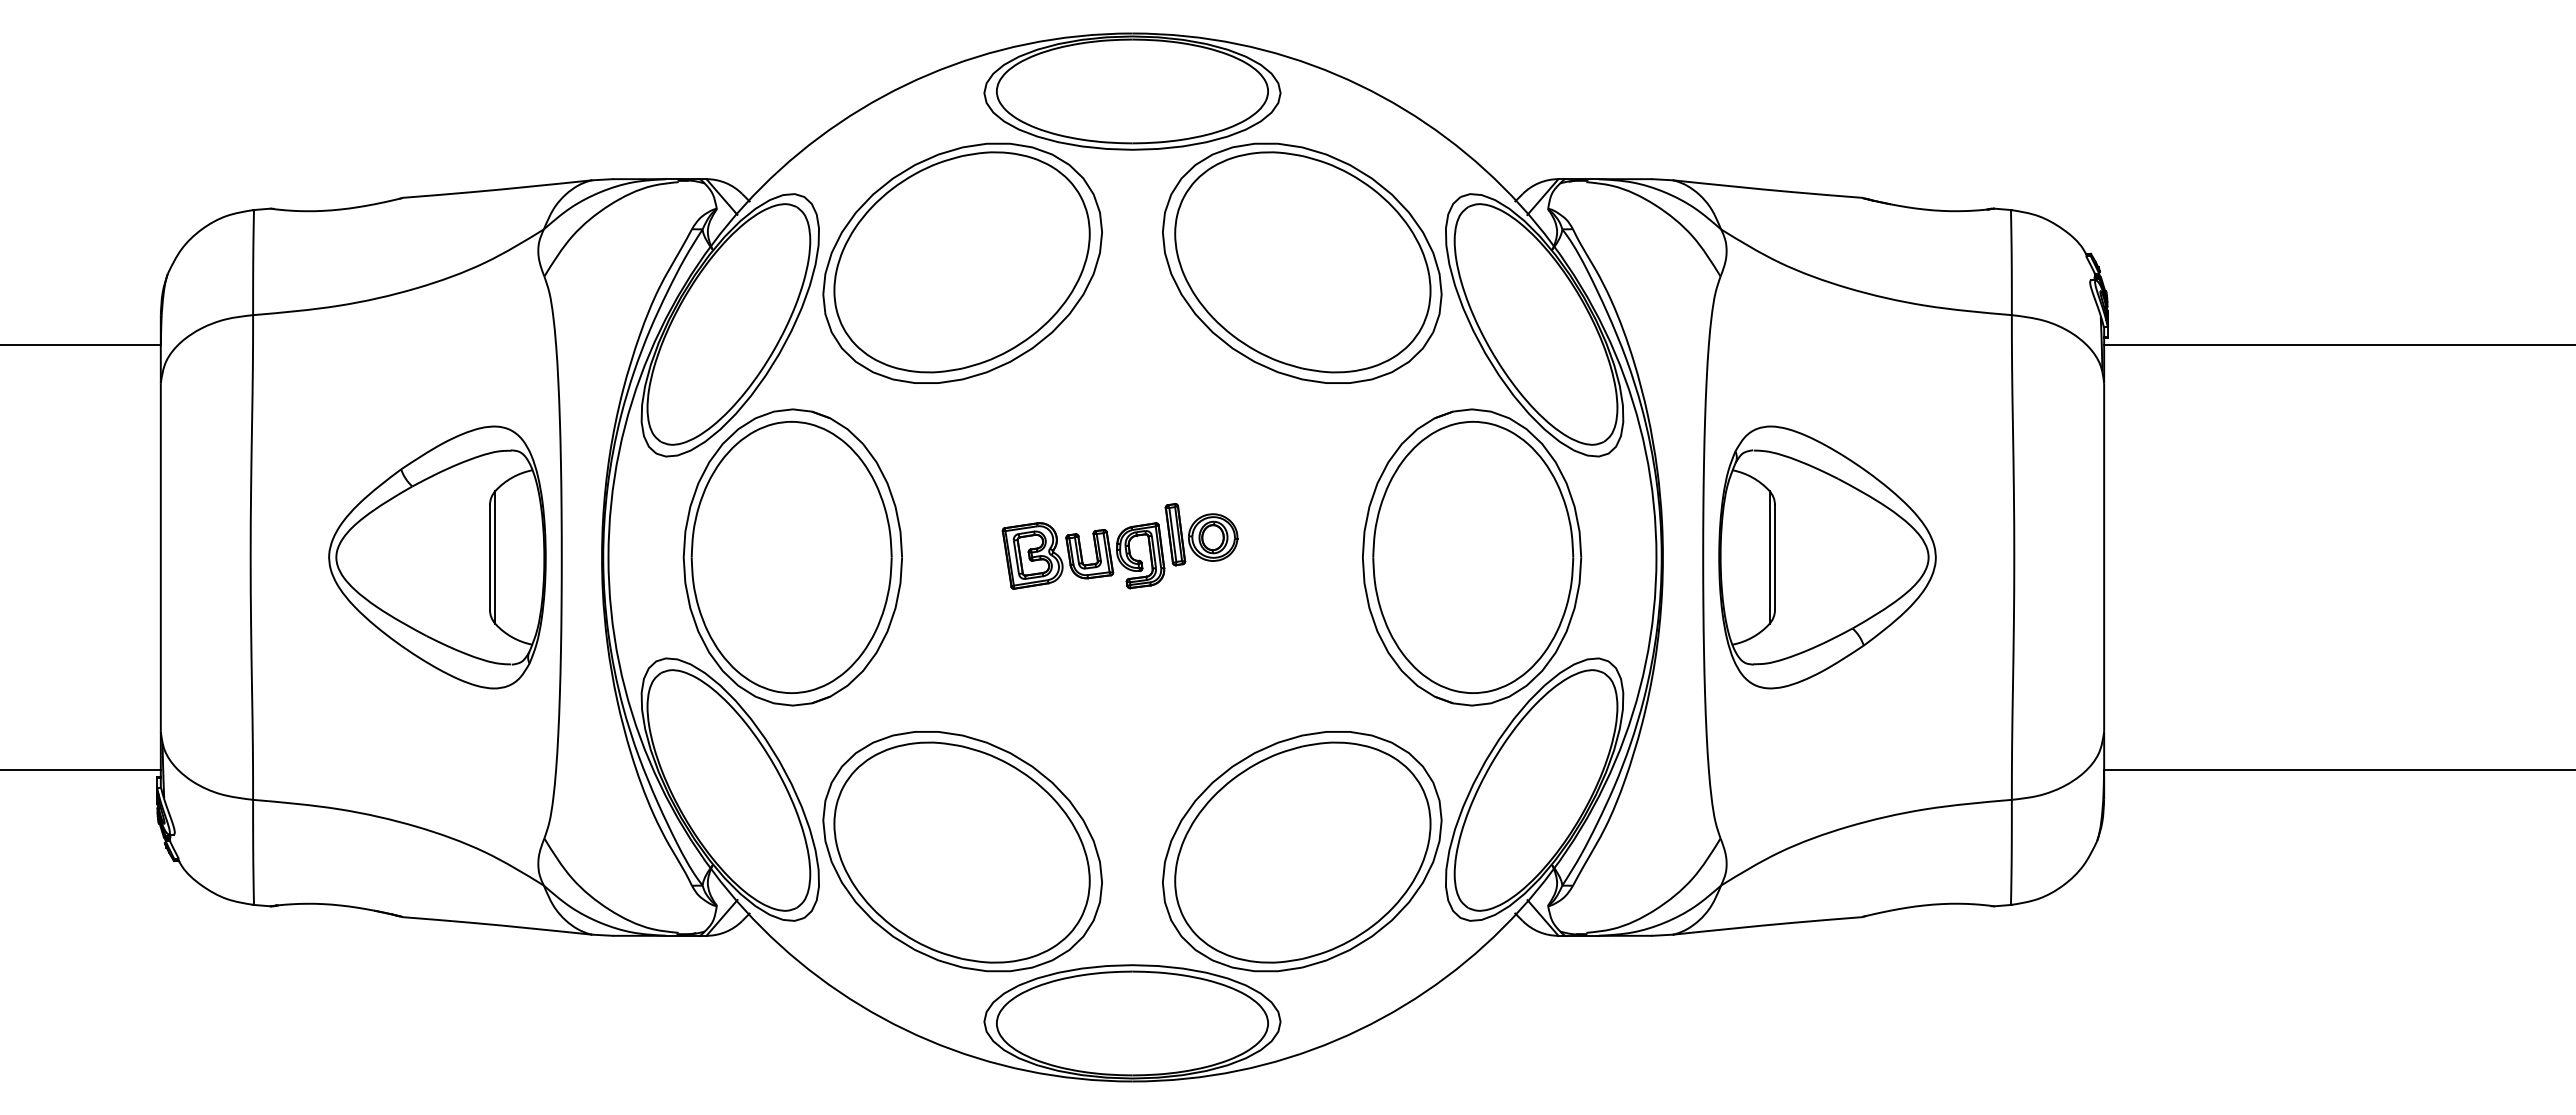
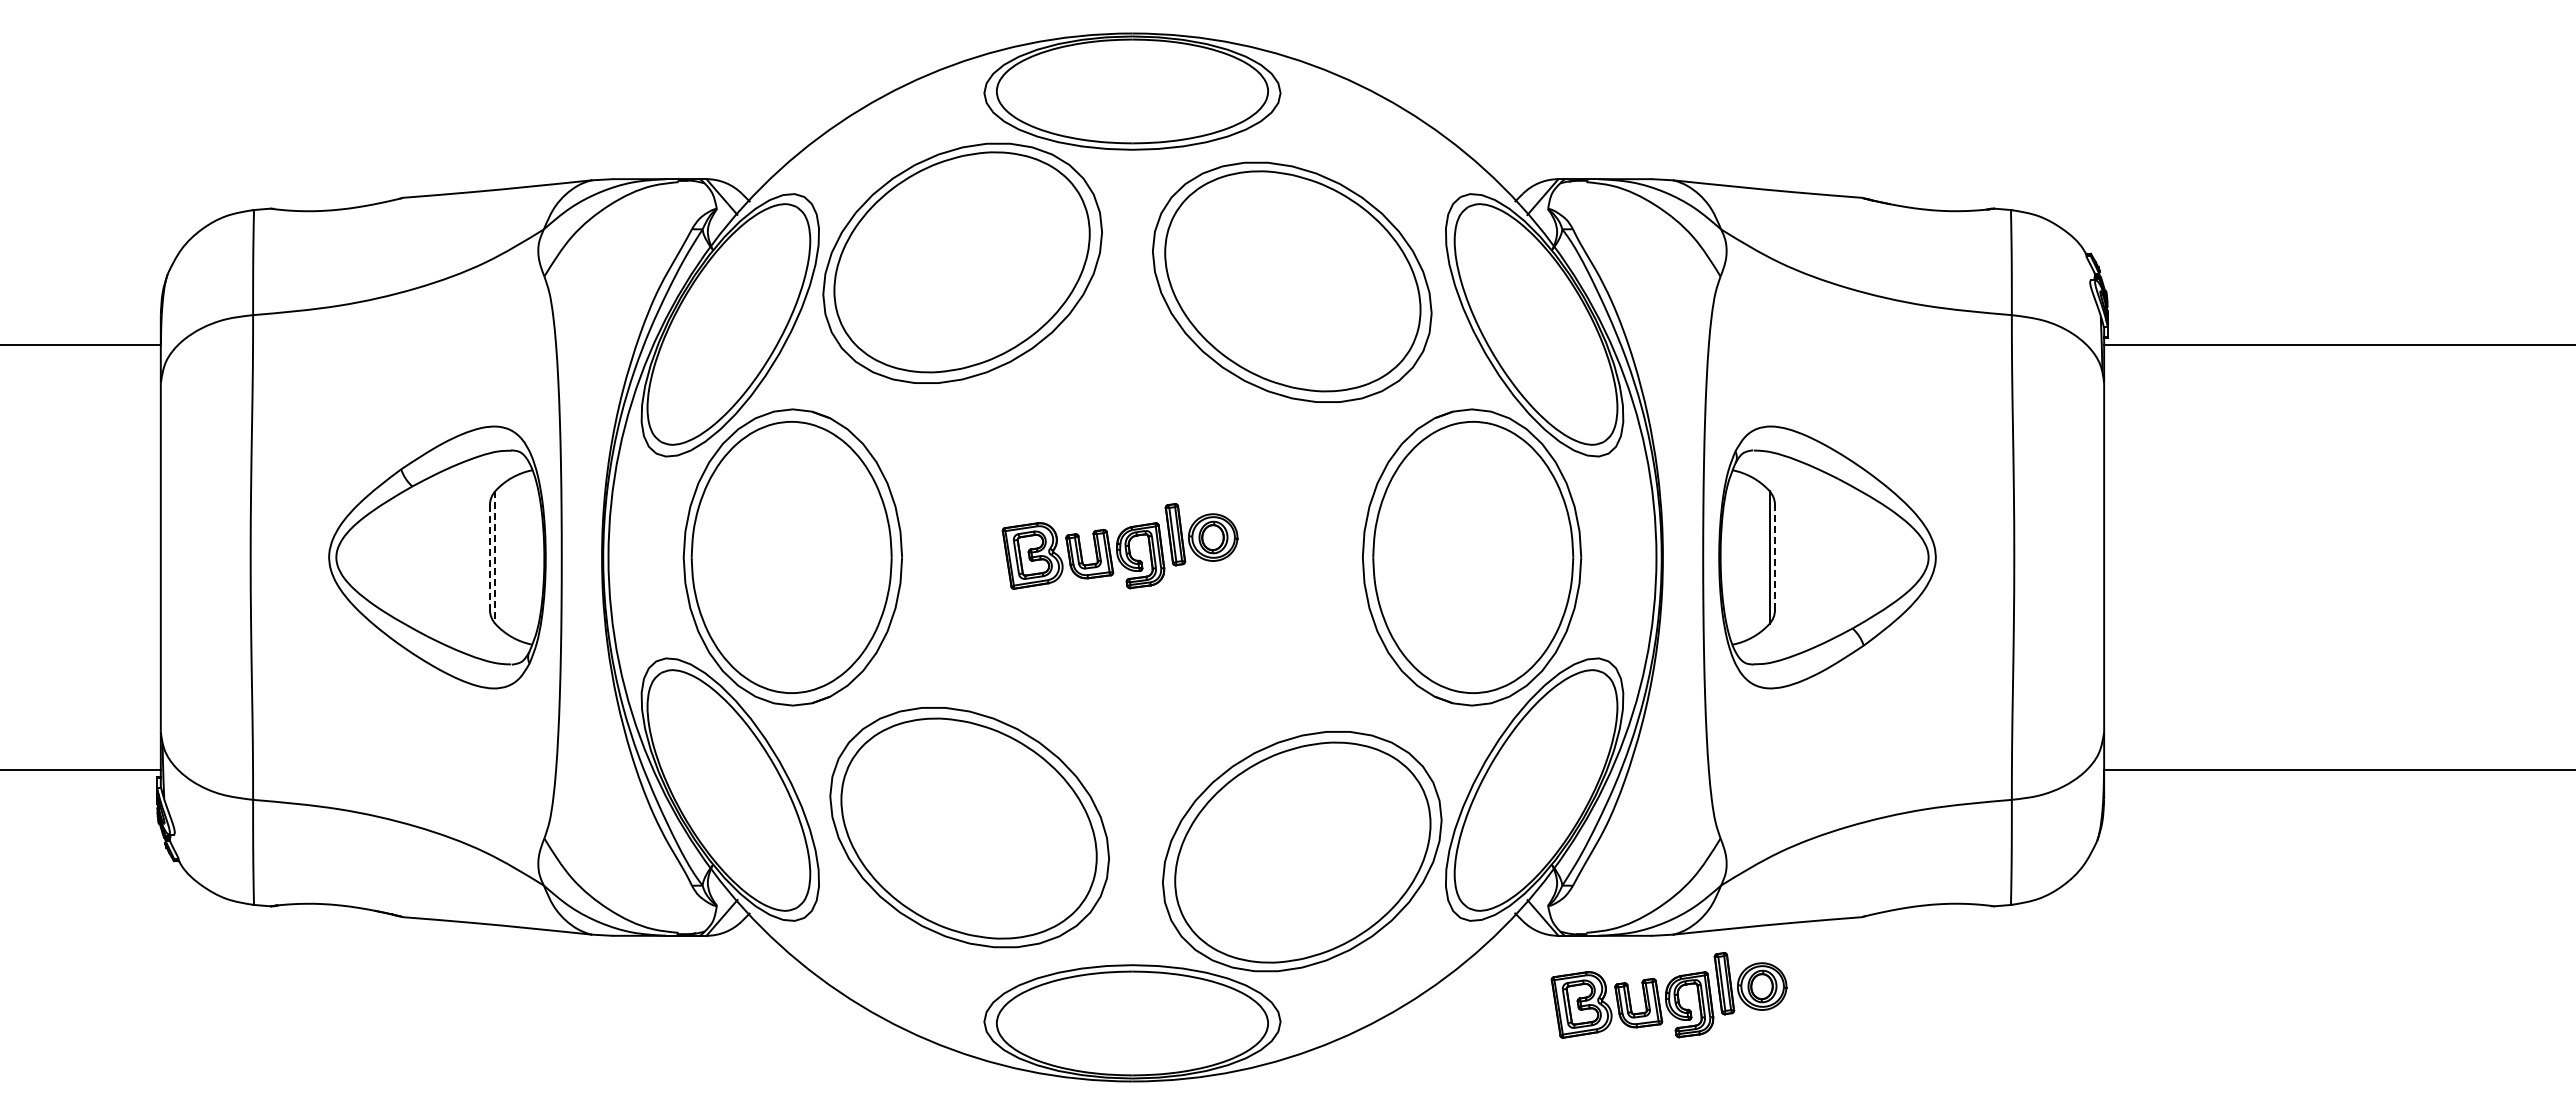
part position: (1302, 262) -> (1292, 281) (1292, 281)
line: solid -> dashed (489, 557)
line: solid -> dashed (495, 557)
line: solid -> dashed (1775, 557)
part position: (962, 851) -> (969, 827) (969, 827)
part: none -> present (1668, 995)
